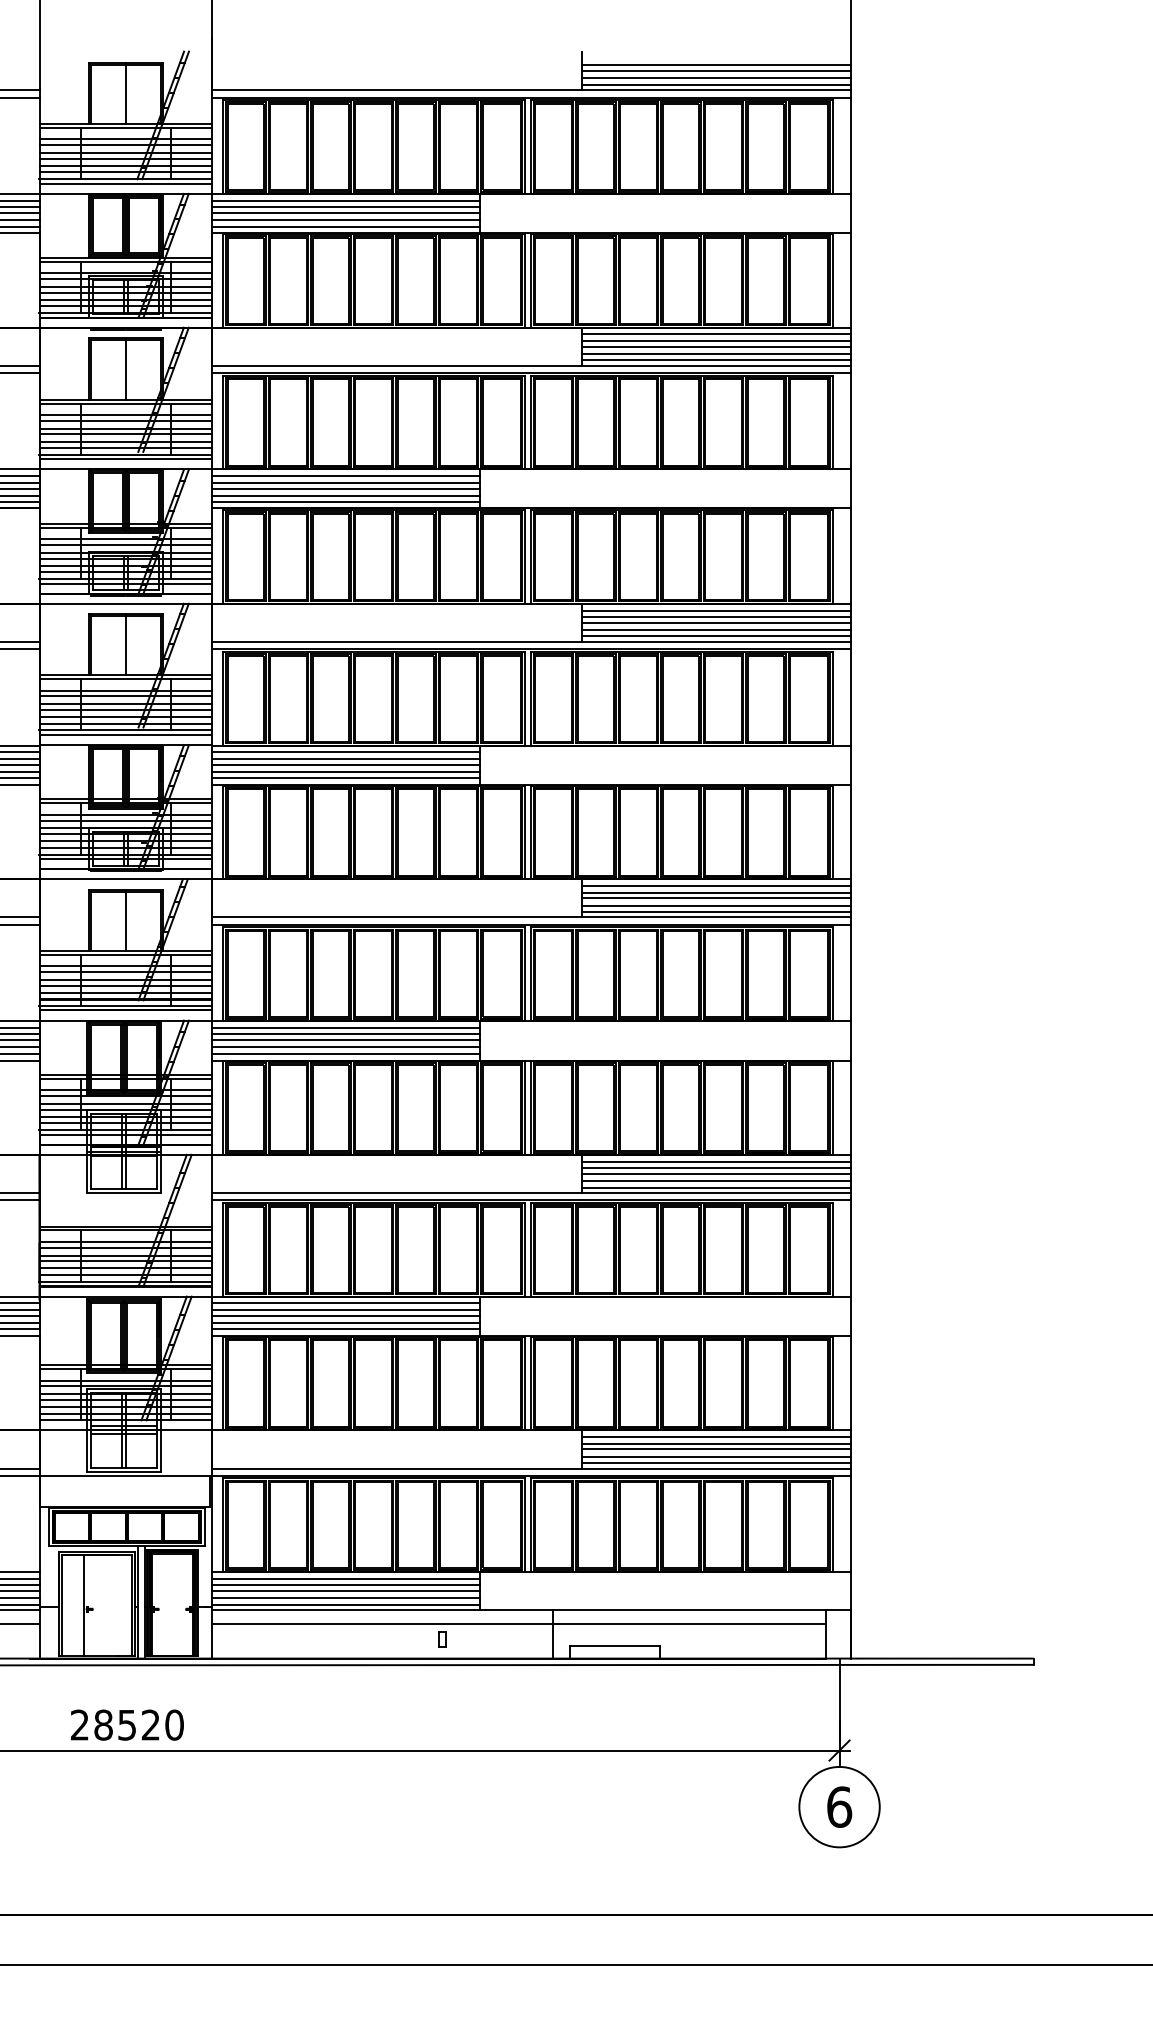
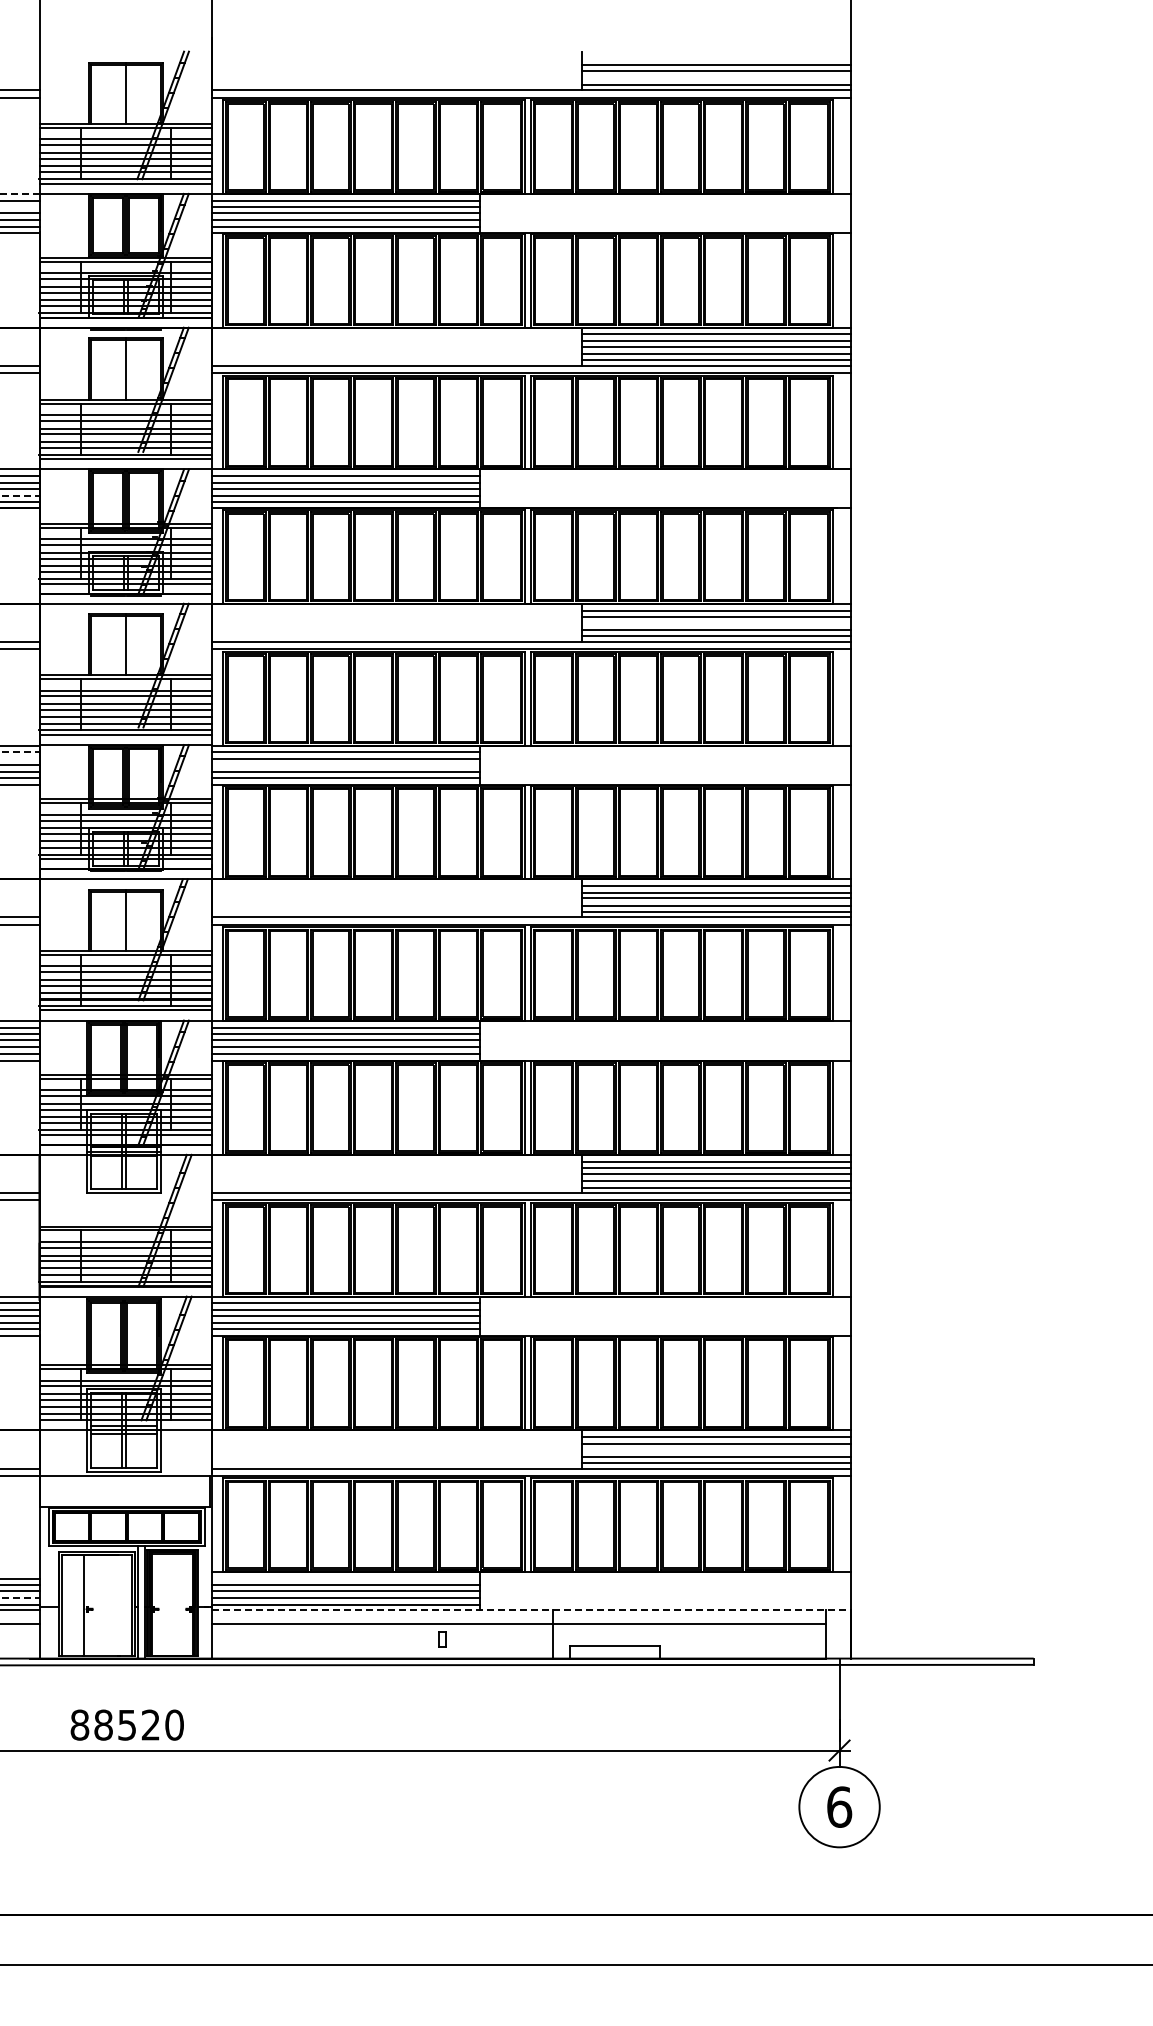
line: present -> none (716, 78)
line: solid -> dashed (20, 193)
line: present -> none (20, 207)
line: solid -> dashed (20, 495)
line: present -> none (716, 622)
line: solid -> dashed (20, 752)
line: present -> none (20, 758)
line: present -> none (345, 764)
line: present -> none (716, 1449)
line: present -> none (20, 1572)
line: present -> none (345, 1578)
line: solid -> dashed (20, 1598)
line: solid -> dashed (531, 1610)
text: 28520 -> 88520 (79, 1724)
